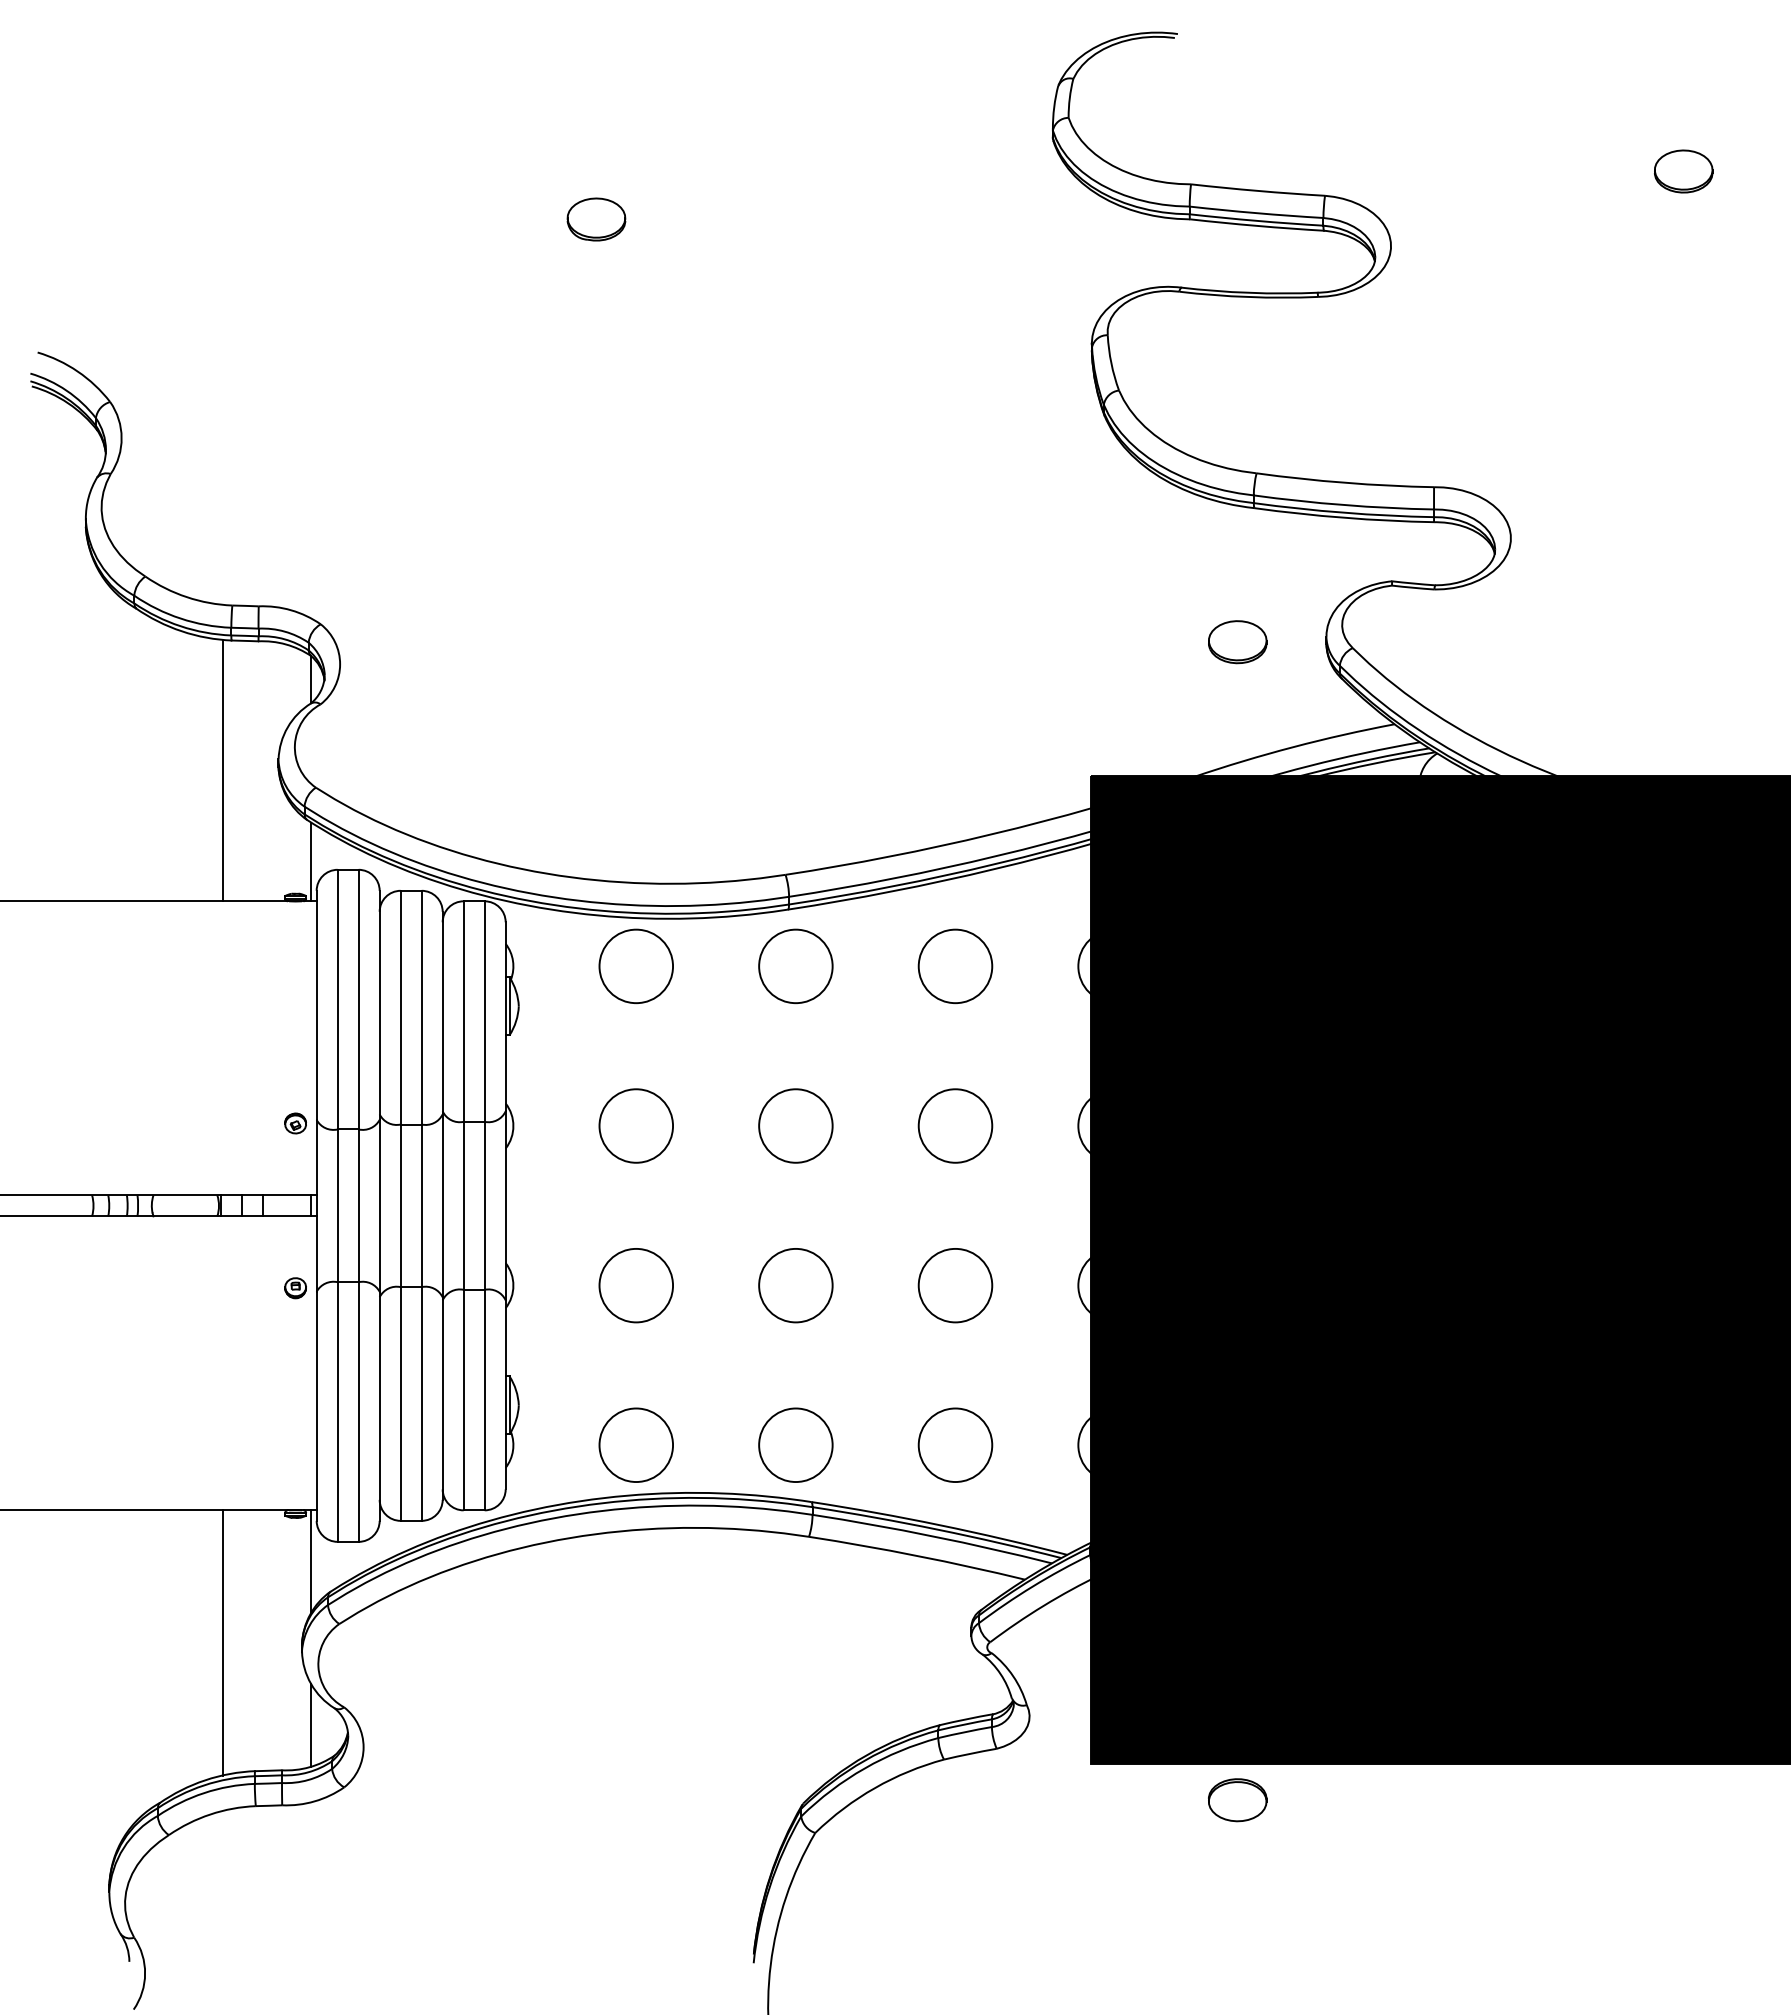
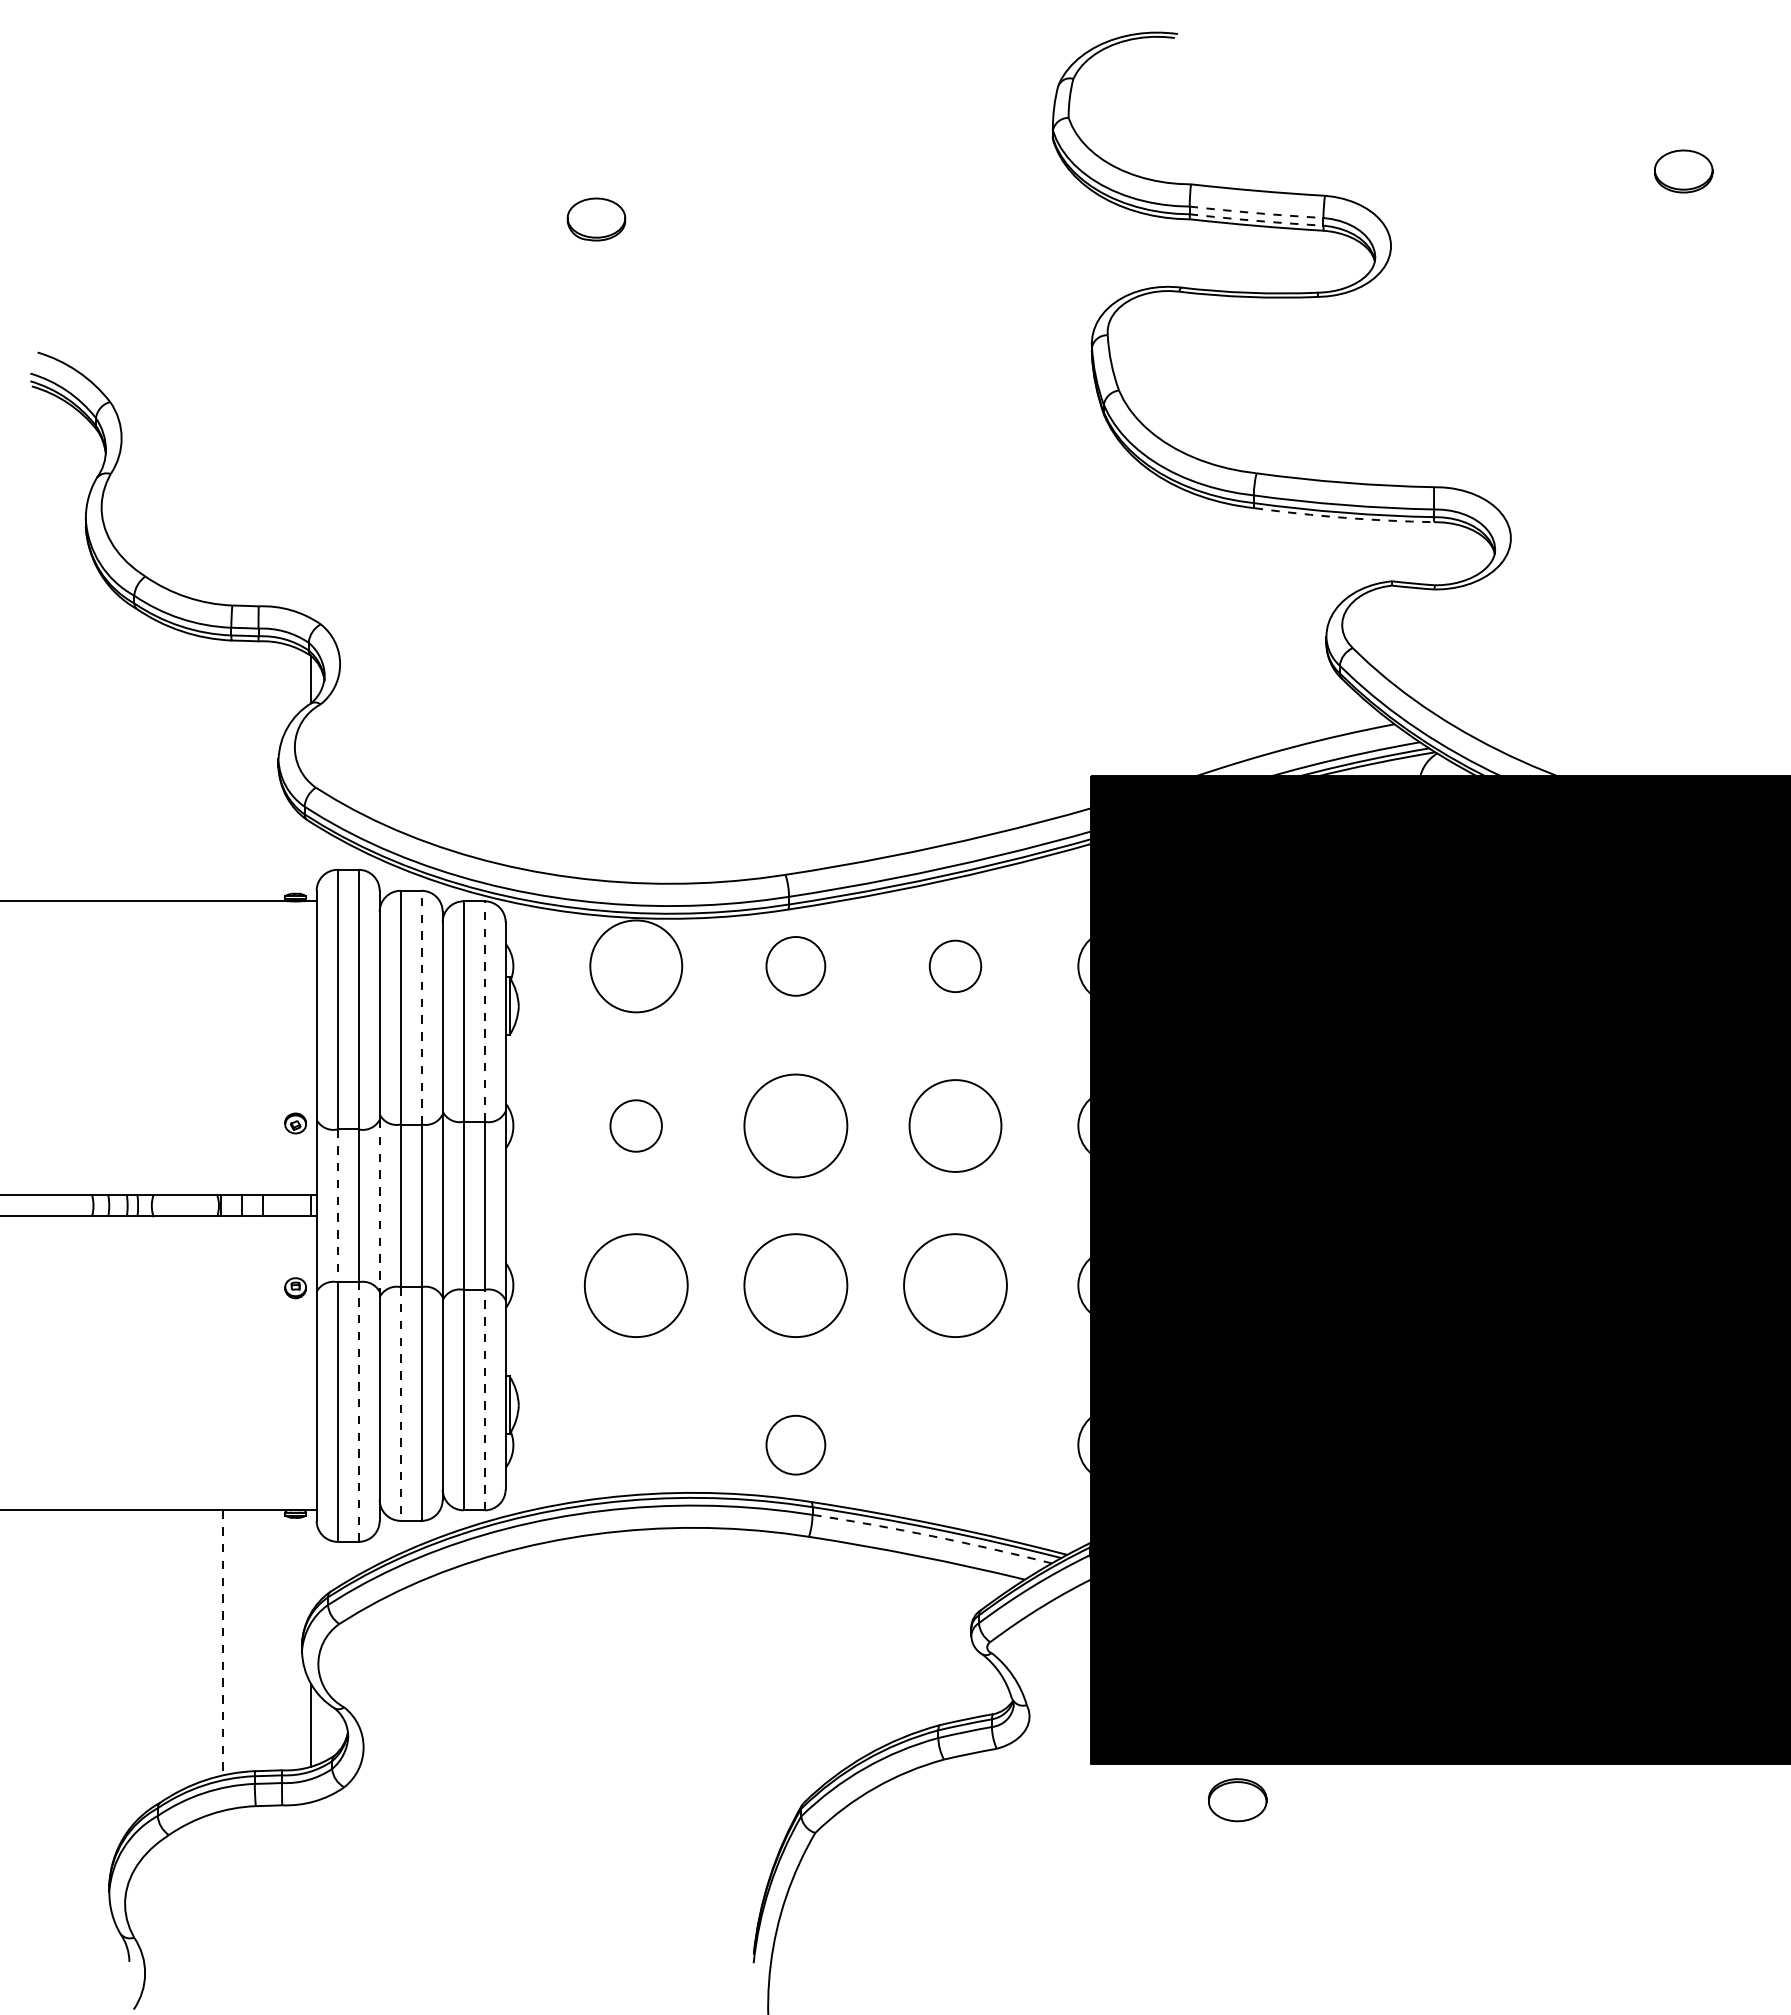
arc: solid -> dashed (1256, 213)
arc: solid -> dashed (1256, 220)
arc: solid -> dashed (1344, 517)
part: present -> none (1237, 642)
line: present -> none (223, 770)
line: present -> none (311, 861)
circle diameter: 74 px -> 92 px (636, 966)
circle diameter: 74 px -> 59 px (795, 966)
circle diameter: 74 px -> 51 px (955, 966)
line: solid -> dashed (421, 1007)
line: solid -> dashed (484, 1011)
circle size: 76x76 px -> 54x54 px (635, 1125)
circle diameter: 74 px -> 103 px (795, 1125)
circle diameter: 74 px -> 92 px (955, 1125)
line: solid -> dashed (379, 1205)
line: solid -> dashed (337, 1206)
circle diameter: 74 px -> 103 px (635, 1285)
circle diameter: 74 px -> 103 px (795, 1285)
circle diameter: 74 px -> 103 px (955, 1285)
line: solid -> dashed (484, 1399)
line: solid -> dashed (400, 1404)
line: solid -> dashed (358, 1412)
circle: present -> none (635, 1444)
circle size: 76x76 px -> 62x62 px (795, 1444)
circle: present -> none (955, 1444)
arc: solid -> dashed (932, 1536)
line: present -> none (311, 1561)
line: solid -> dashed (223, 1642)
